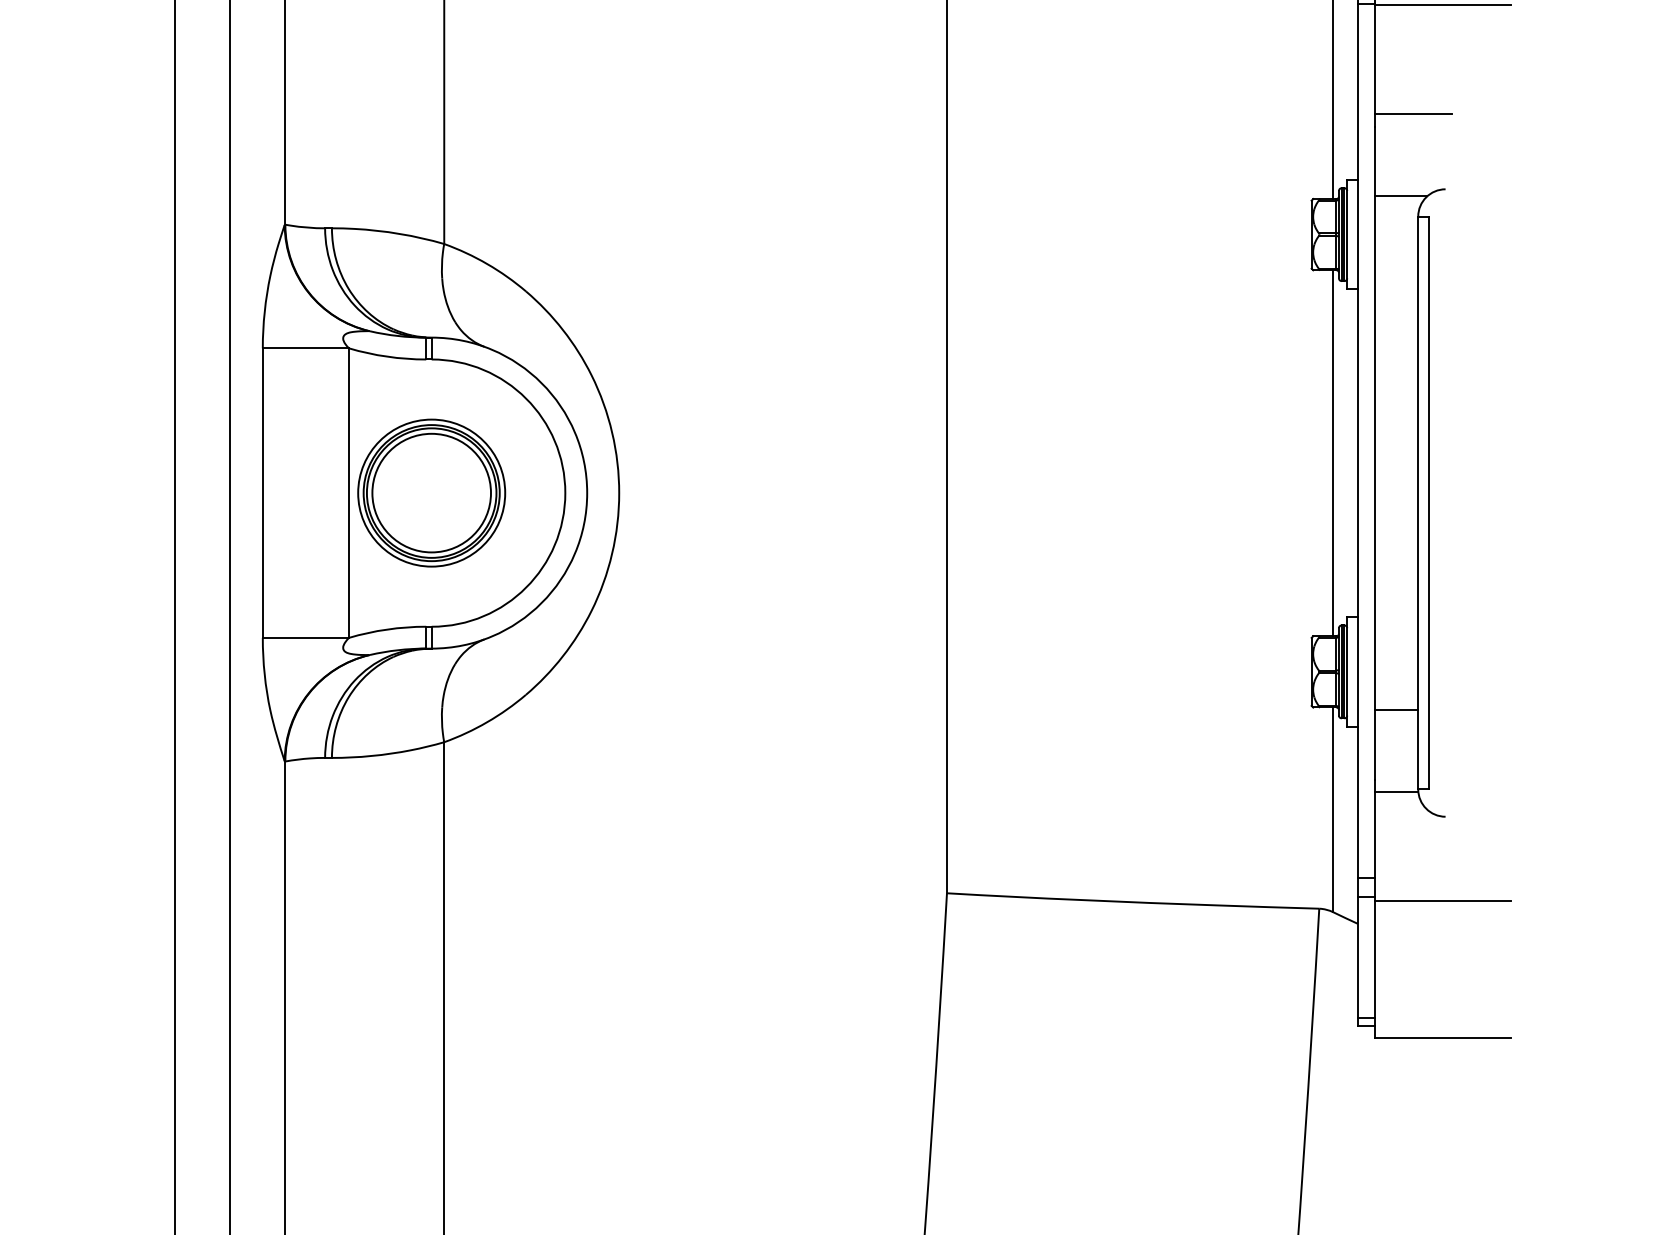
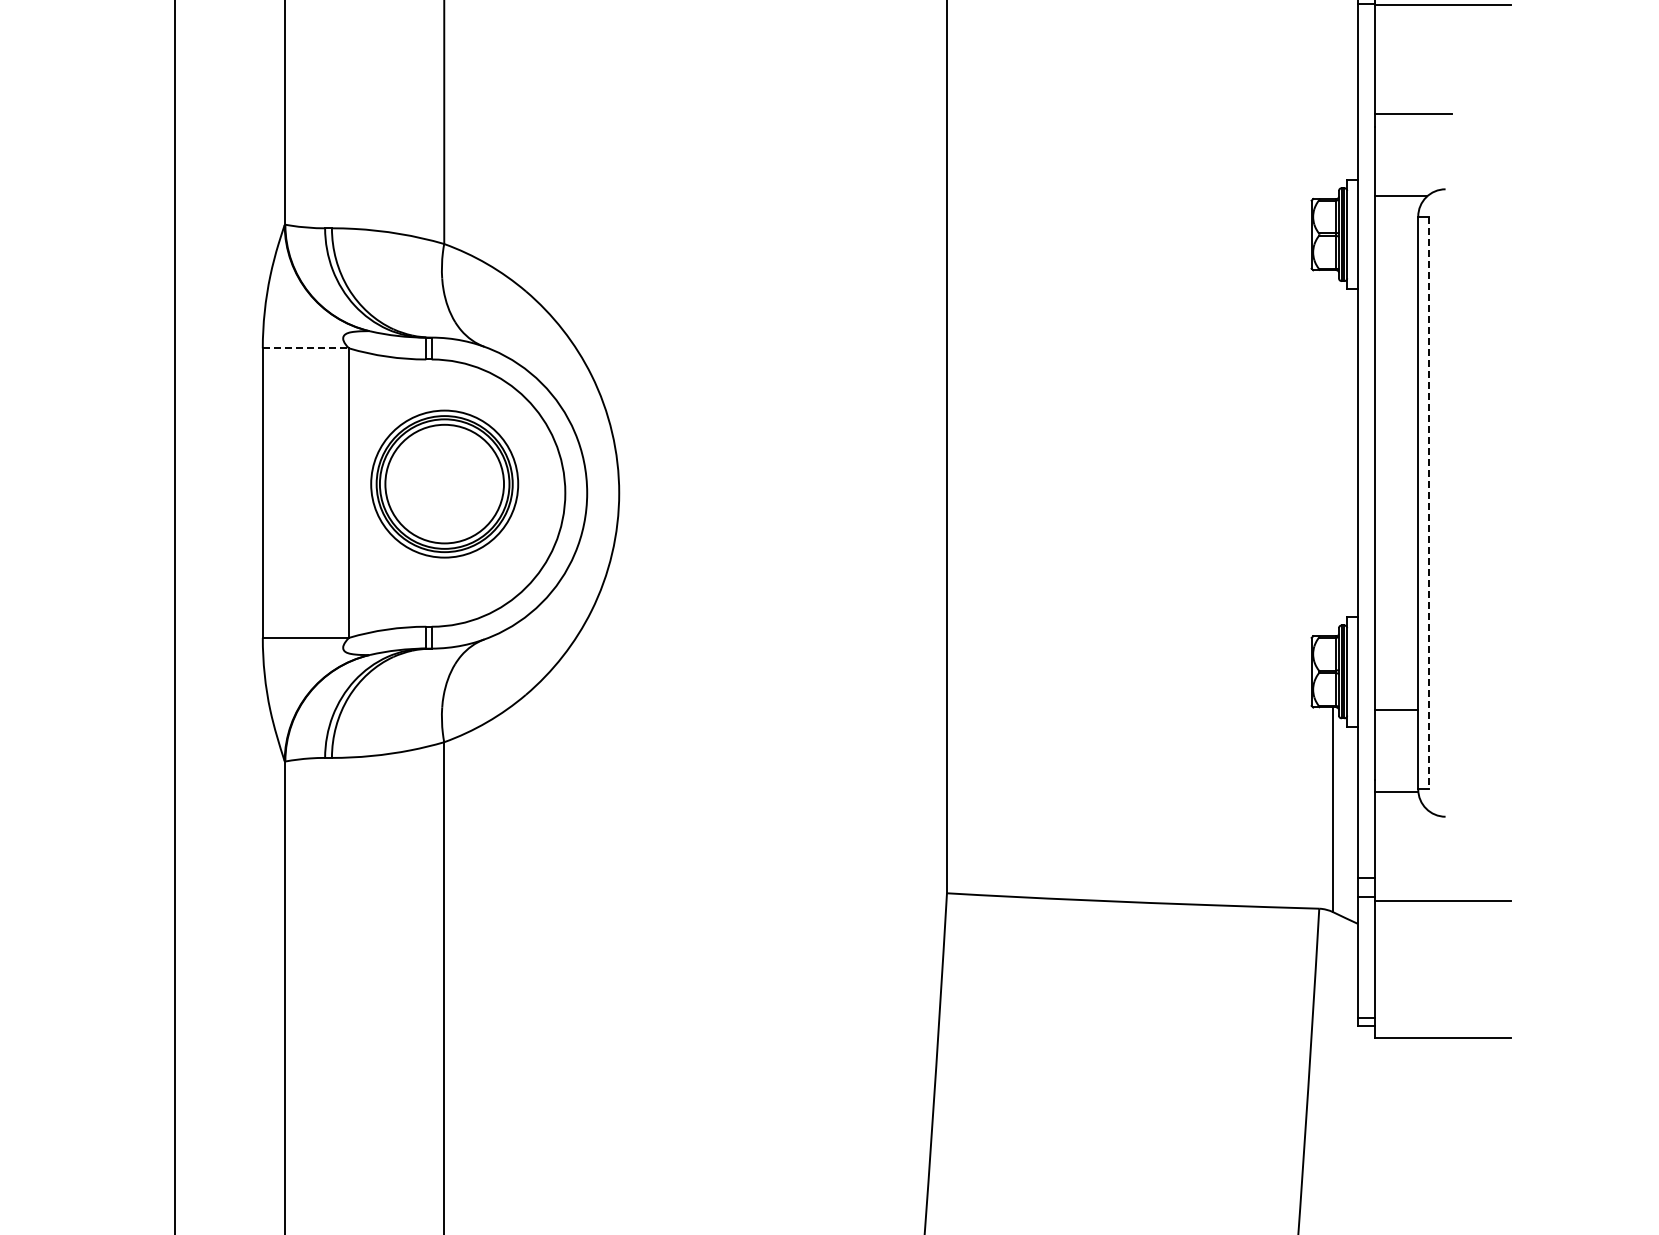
line: present -> none (1333, 100)
line: solid -> dashed (306, 348)
line: present -> none (1333, 453)
part position: (431, 492) -> (444, 483) (444, 483)
line: solid -> dashed (1429, 503)
line: present -> none (229, 616)
